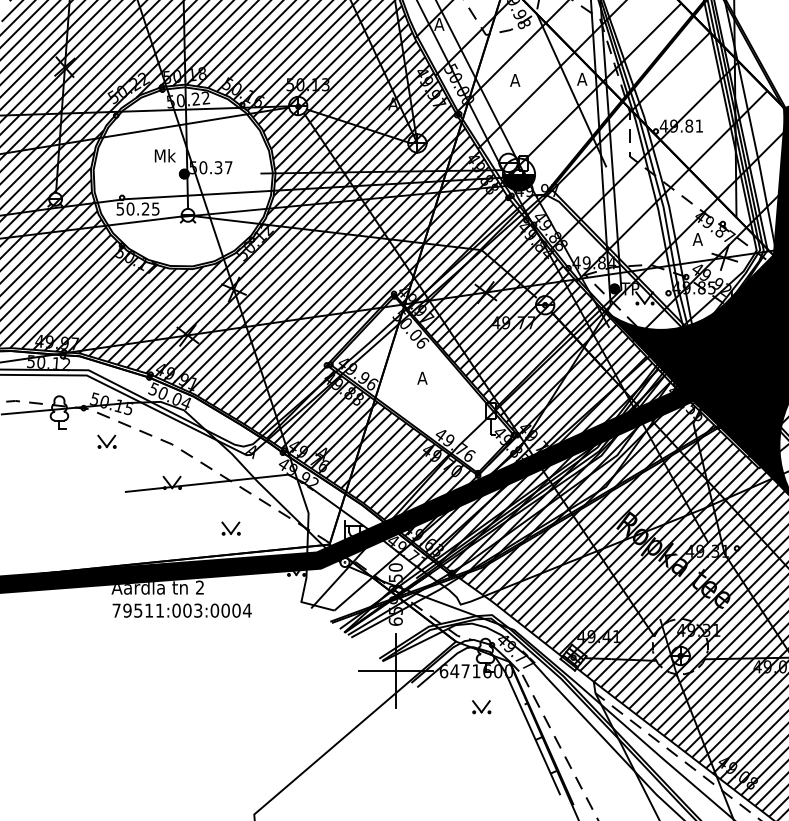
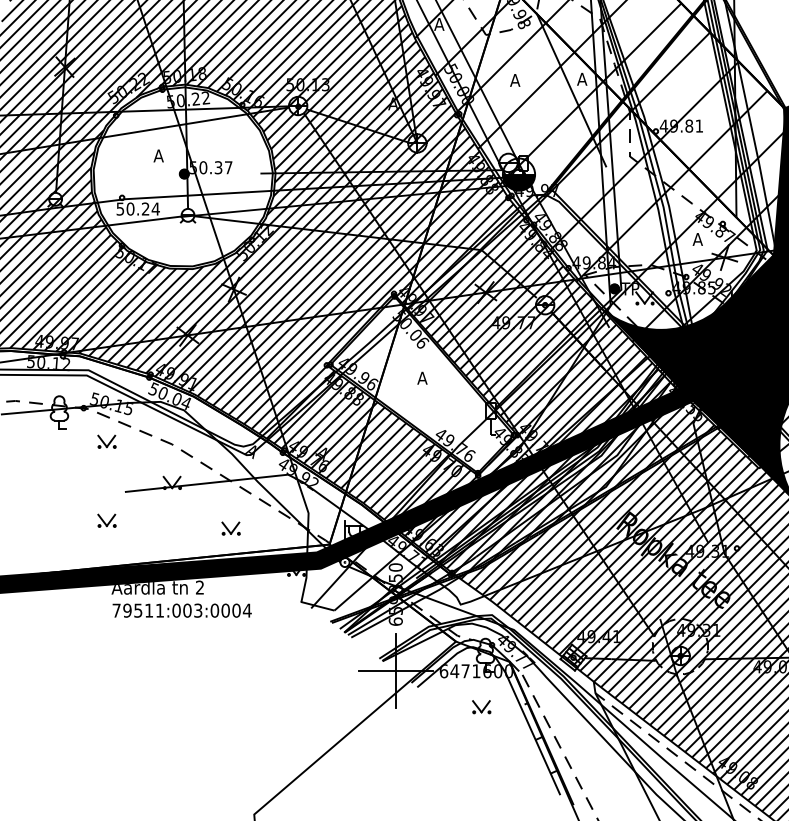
text: Mk -> A (164, 155)
text: 50.25 -> 50.24 (155, 208)
part: none -> present (106, 520)
